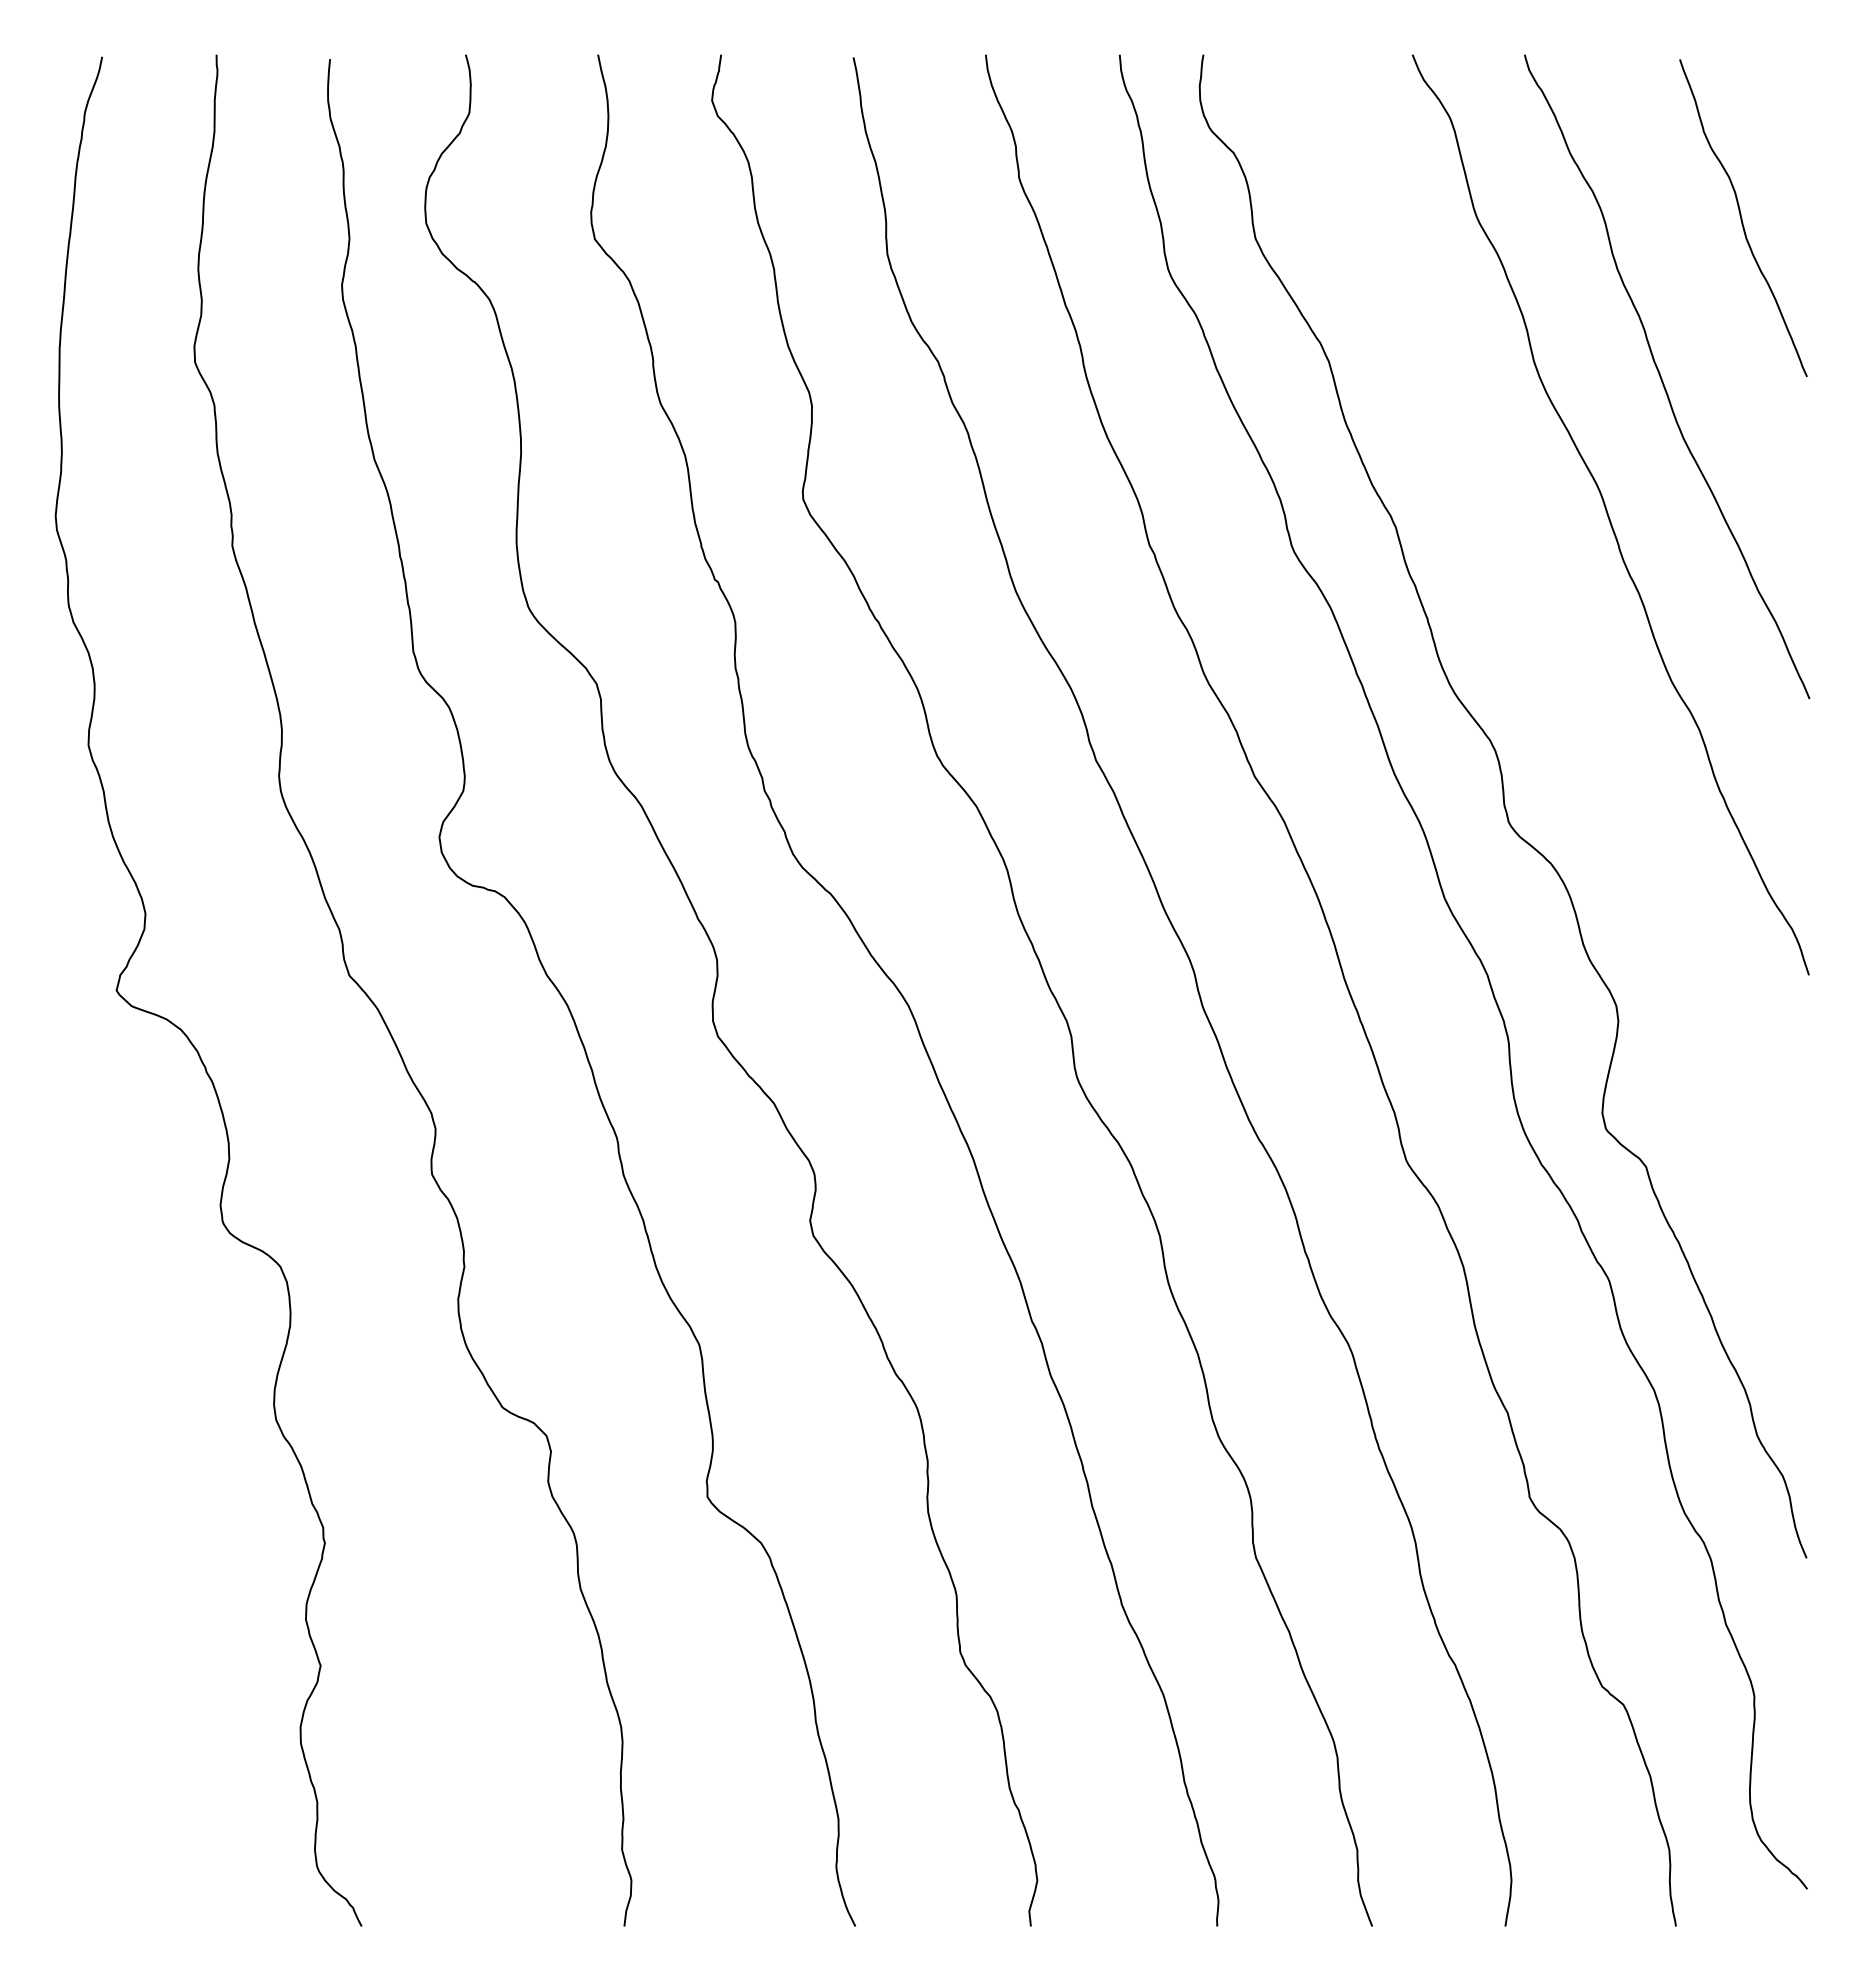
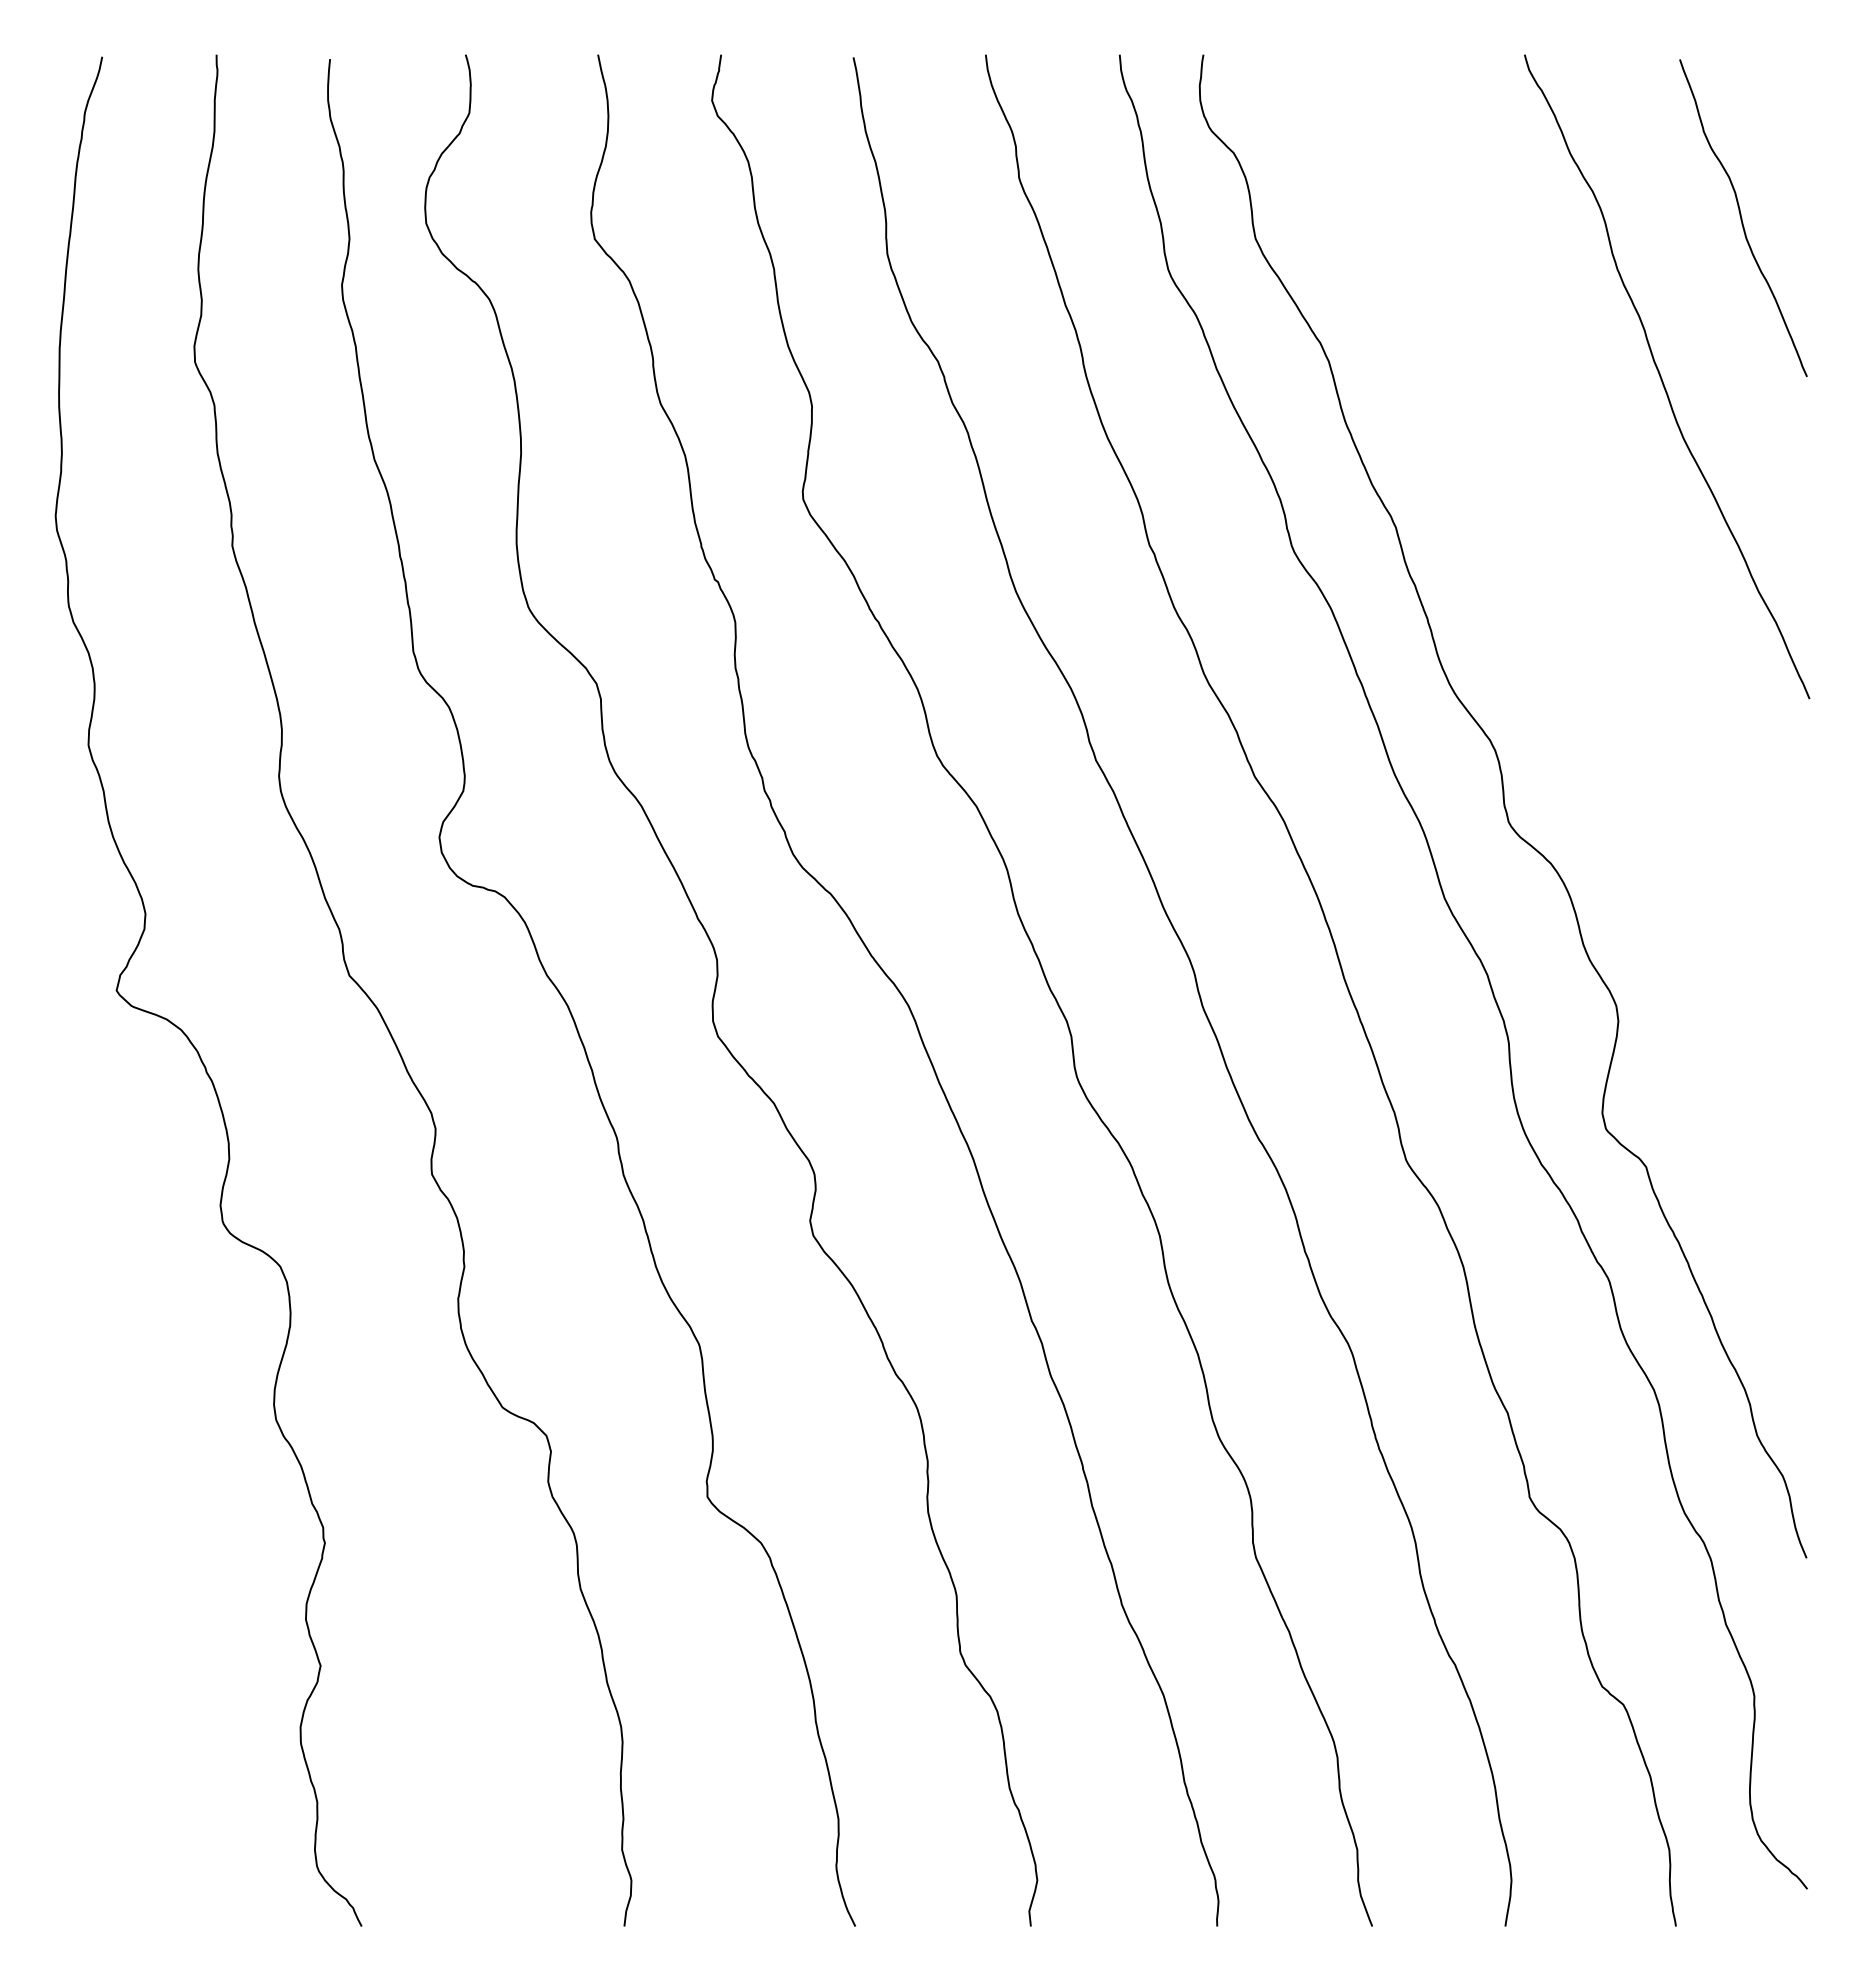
curve: present -> none (1609, 515)
